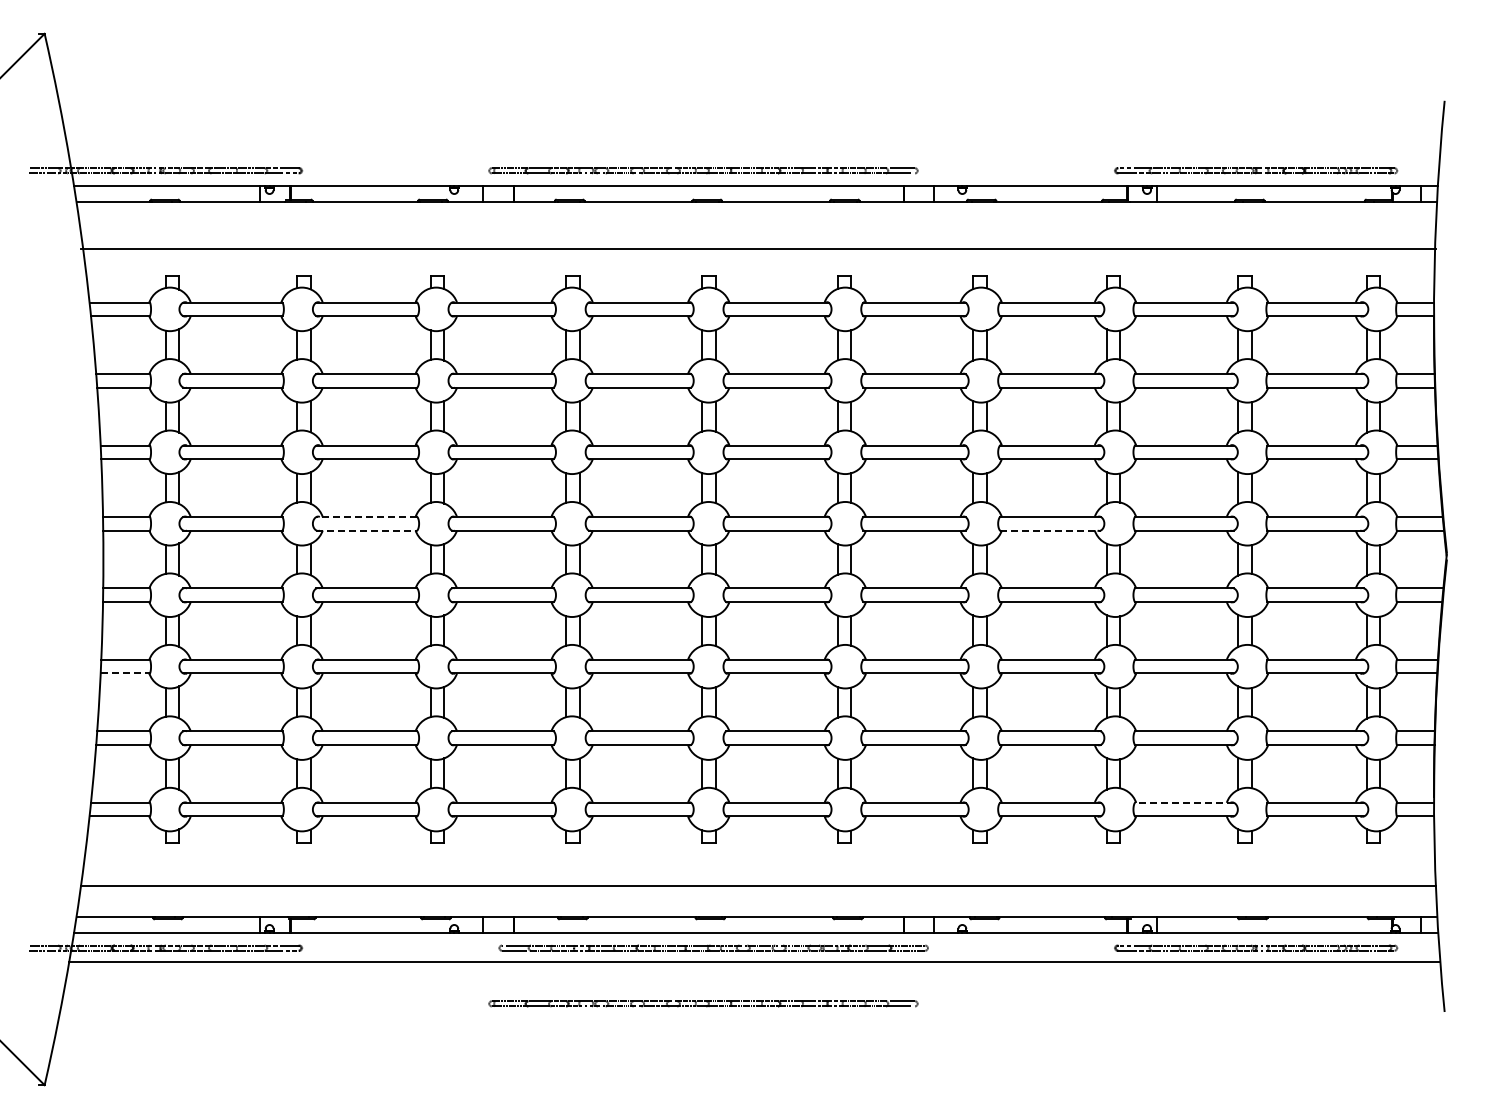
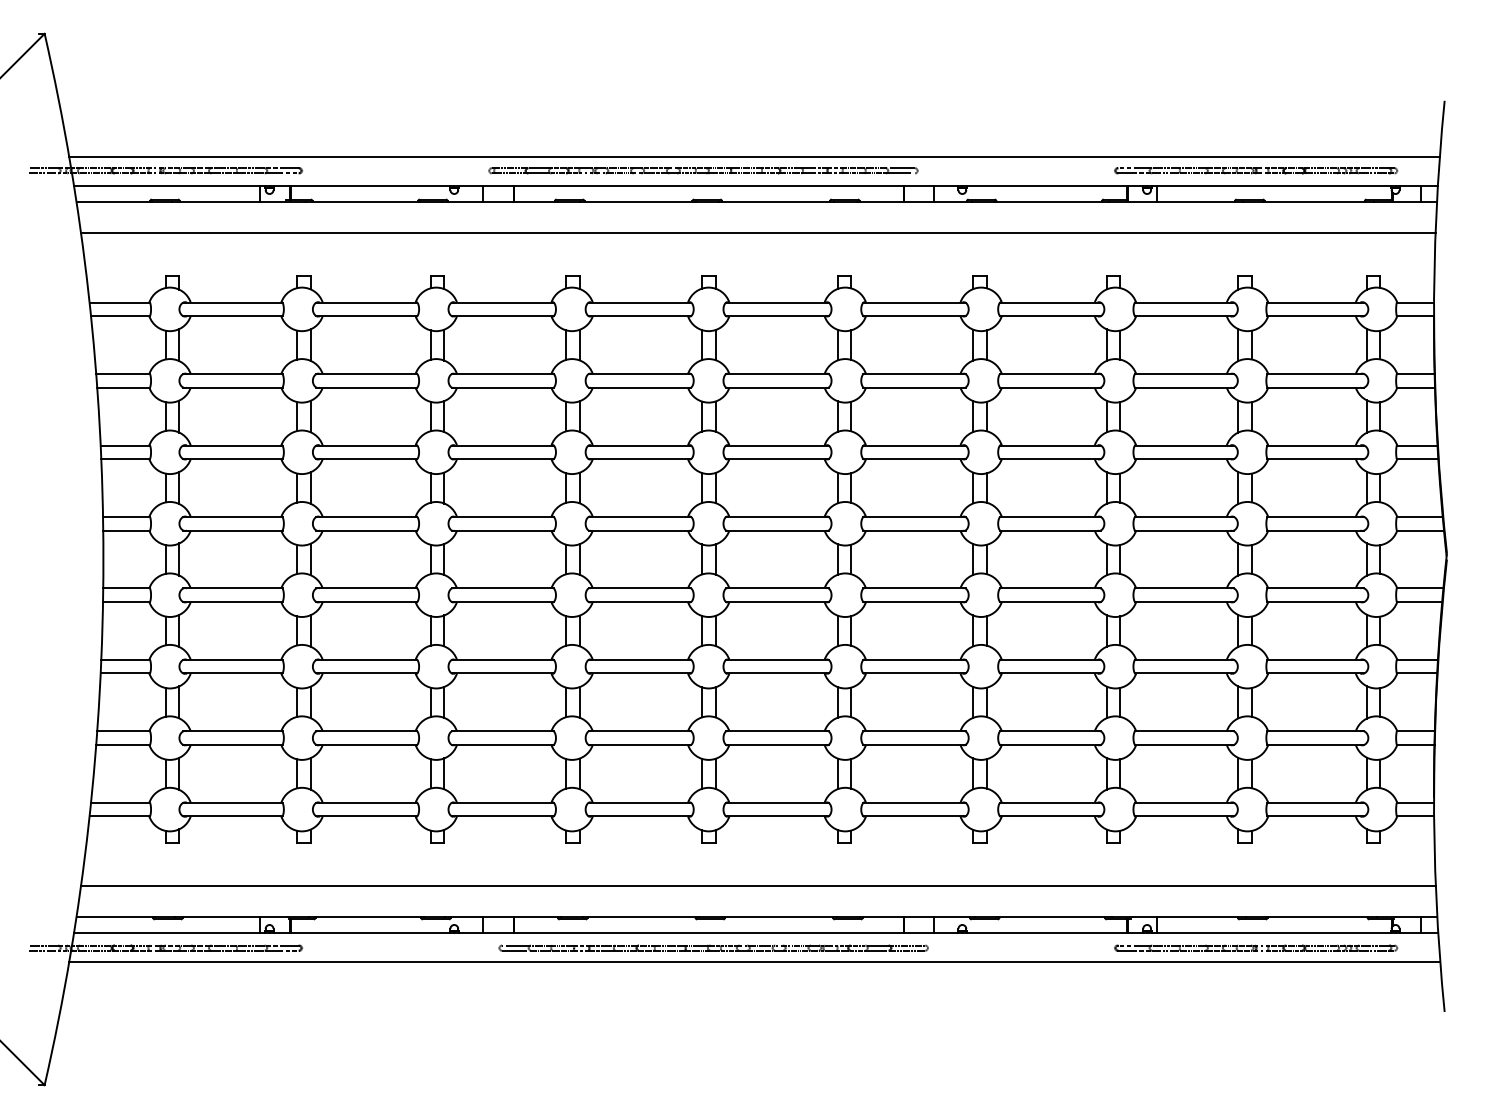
line: none -> present (754, 157)
line position: (758, 248) -> (758, 232) (758, 232)
line: dashed -> solid (366, 517)
line: dashed -> solid (367, 530)
line: dashed -> solid (1050, 530)
line: dashed -> solid (125, 673)
line: dashed -> solid (1184, 802)
part: present -> none (703, 1003)
